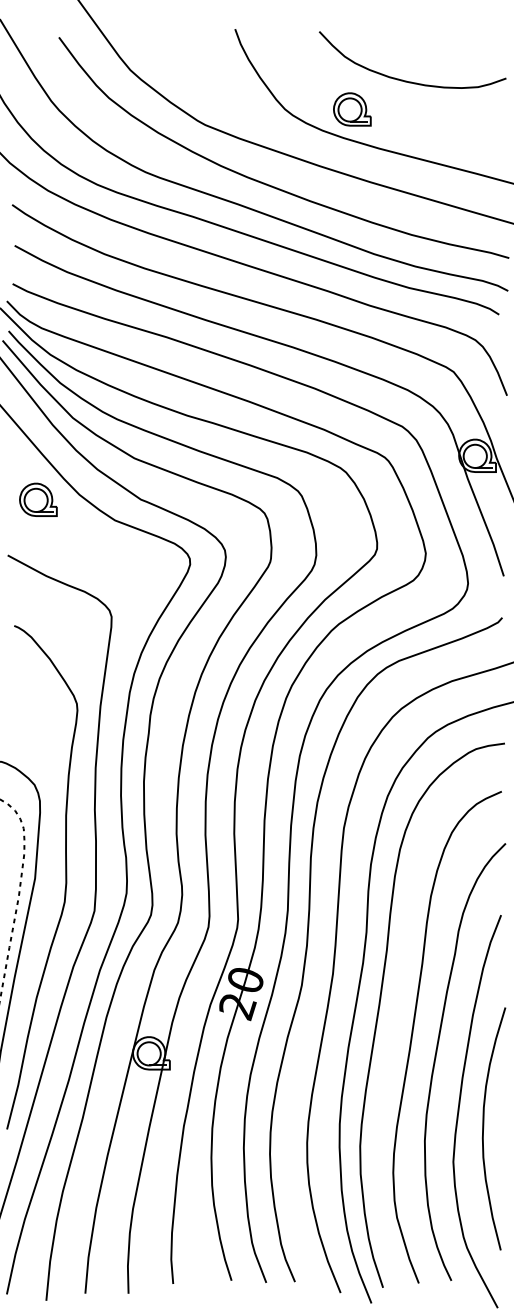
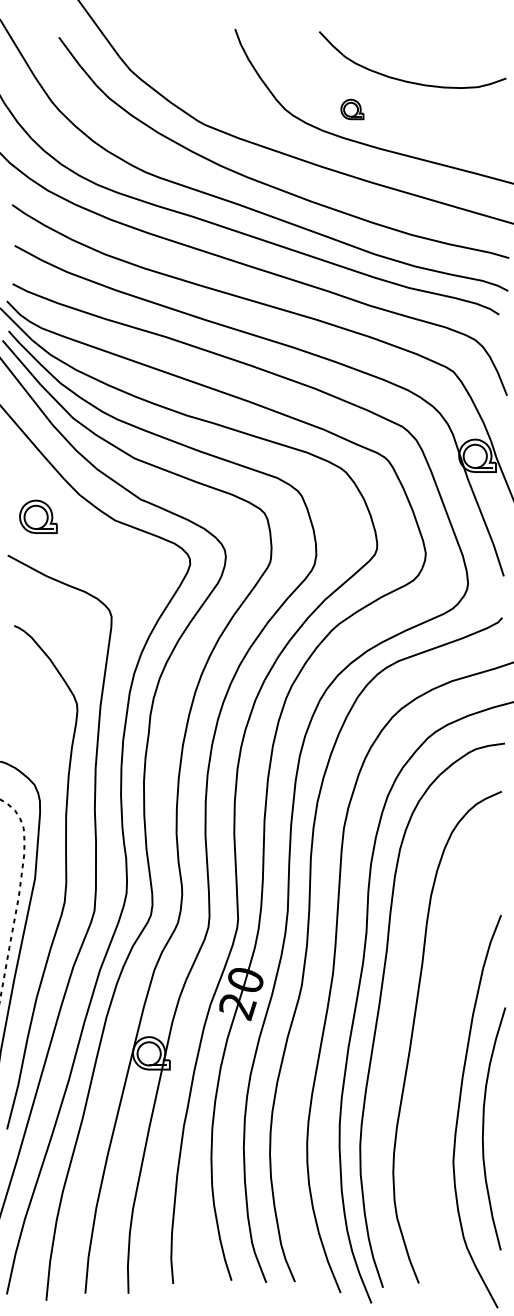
part size: 39x35 px -> 25x23 px (352, 109)
part position: (38, 499) -> (38, 516) (38, 516)
curve: present -> none (436, 1058)
